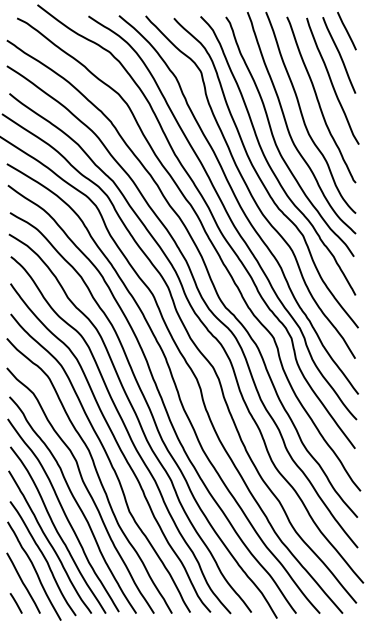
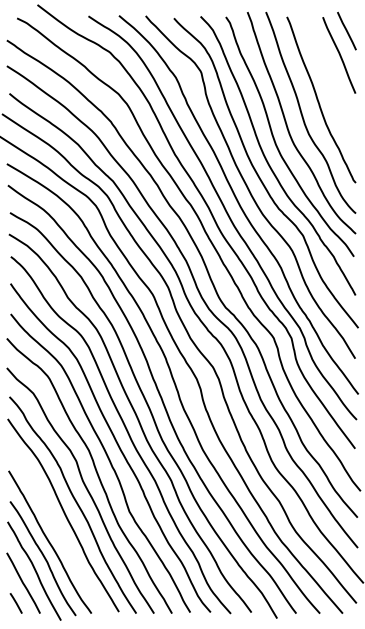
curve: present -> none (331, 80)
curve: present -> none (57, 529)
